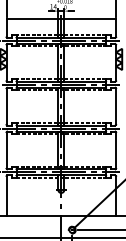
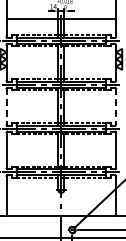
line: solid -> dashed (6, 107)
line: solid -> dashed (116, 107)
